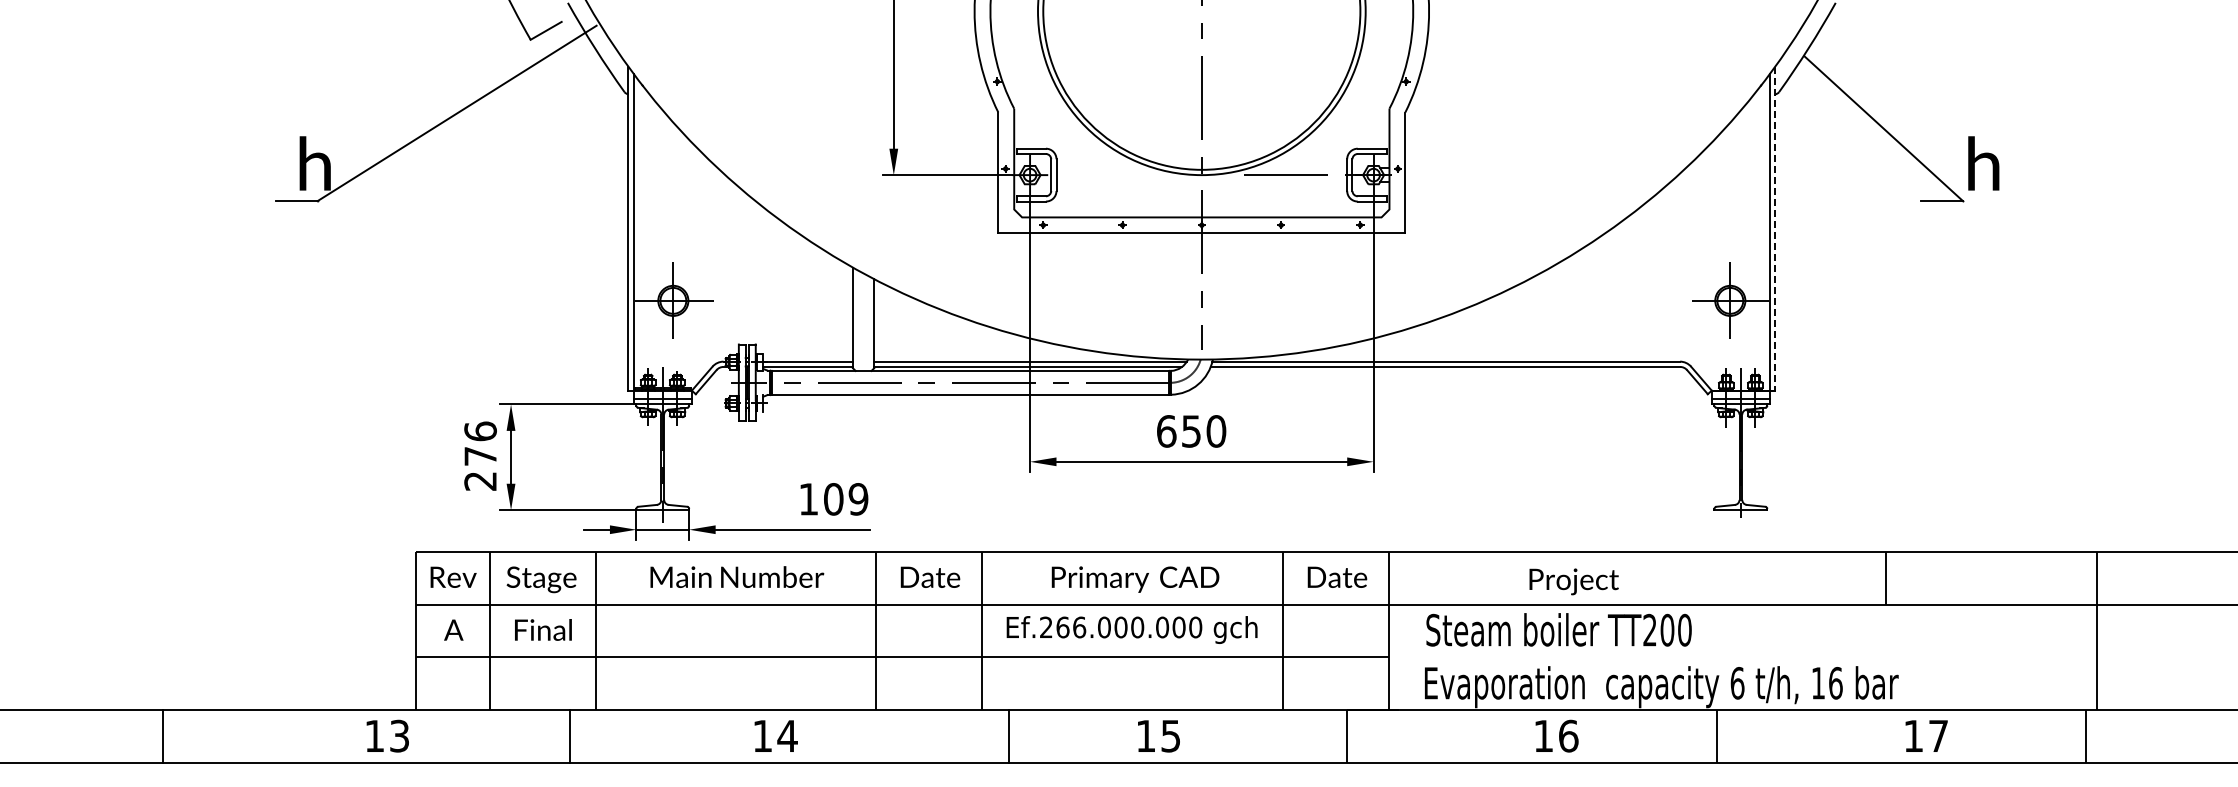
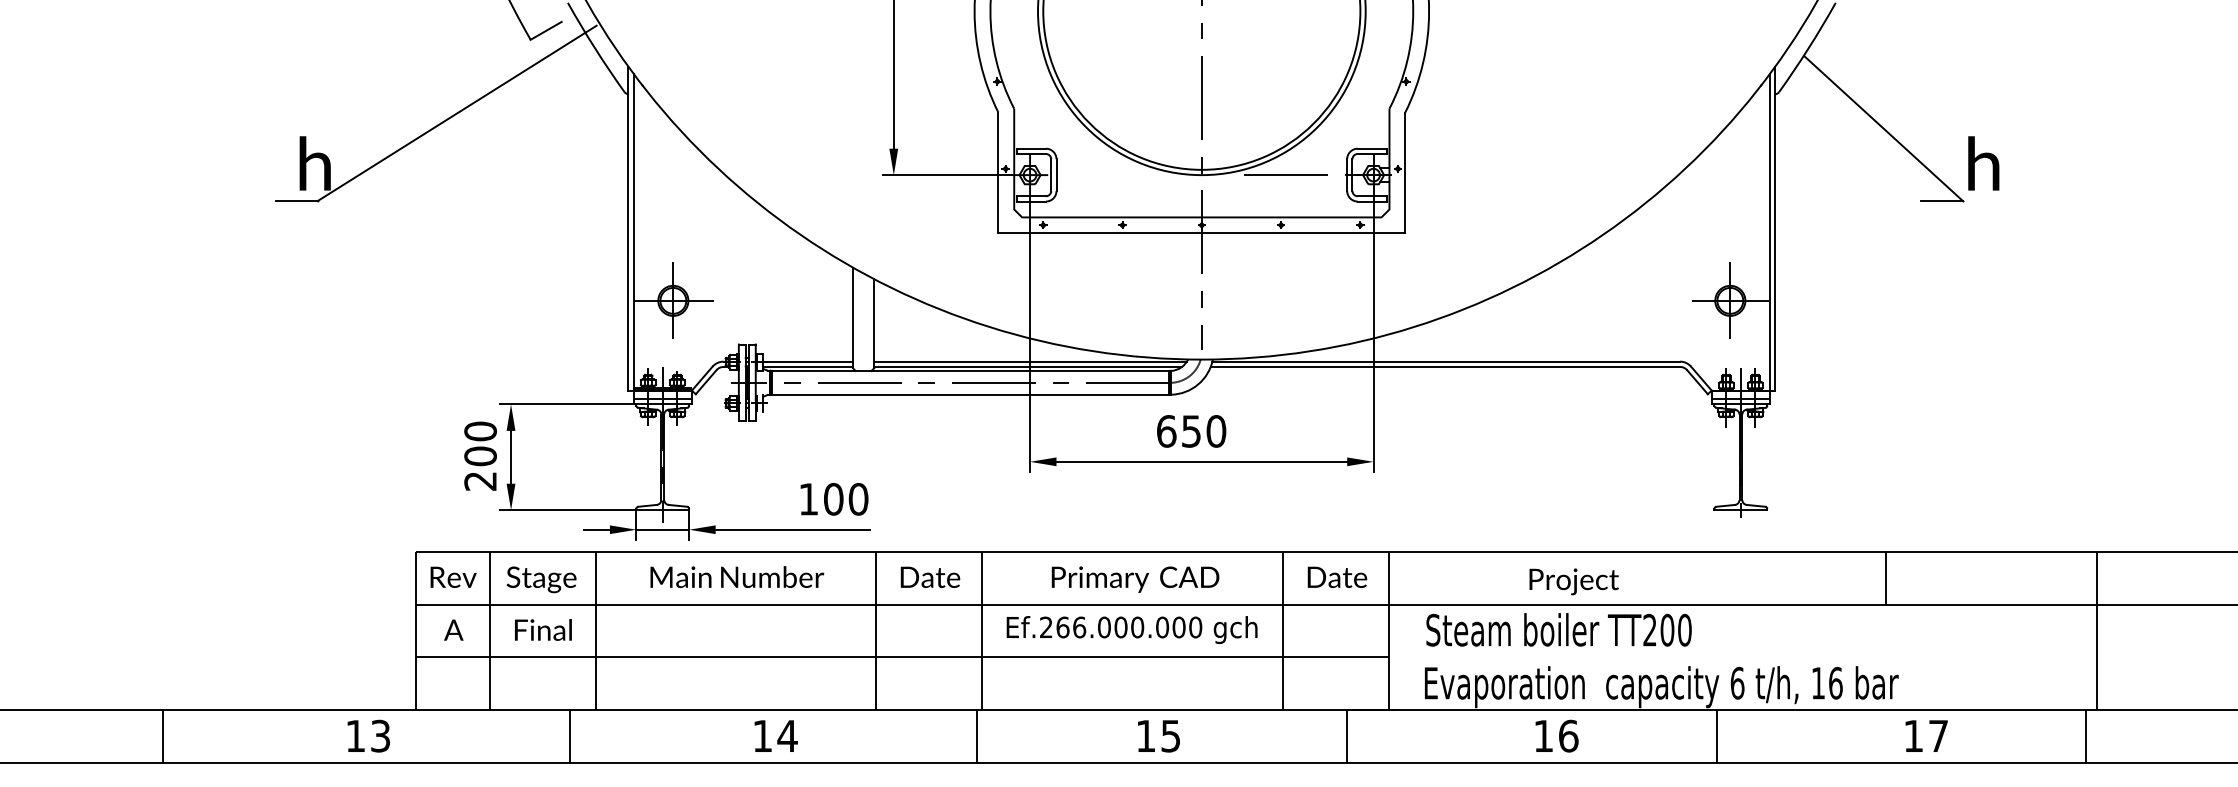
line: dashed -> solid (1775, 229)
text: 276 -> 200 (480, 443)
text: 109 -> 100 (858, 499)
text position: (387, 735) -> (368, 735) (368, 735)
line position: (1008, 736) -> (976, 736) (976, 736)
